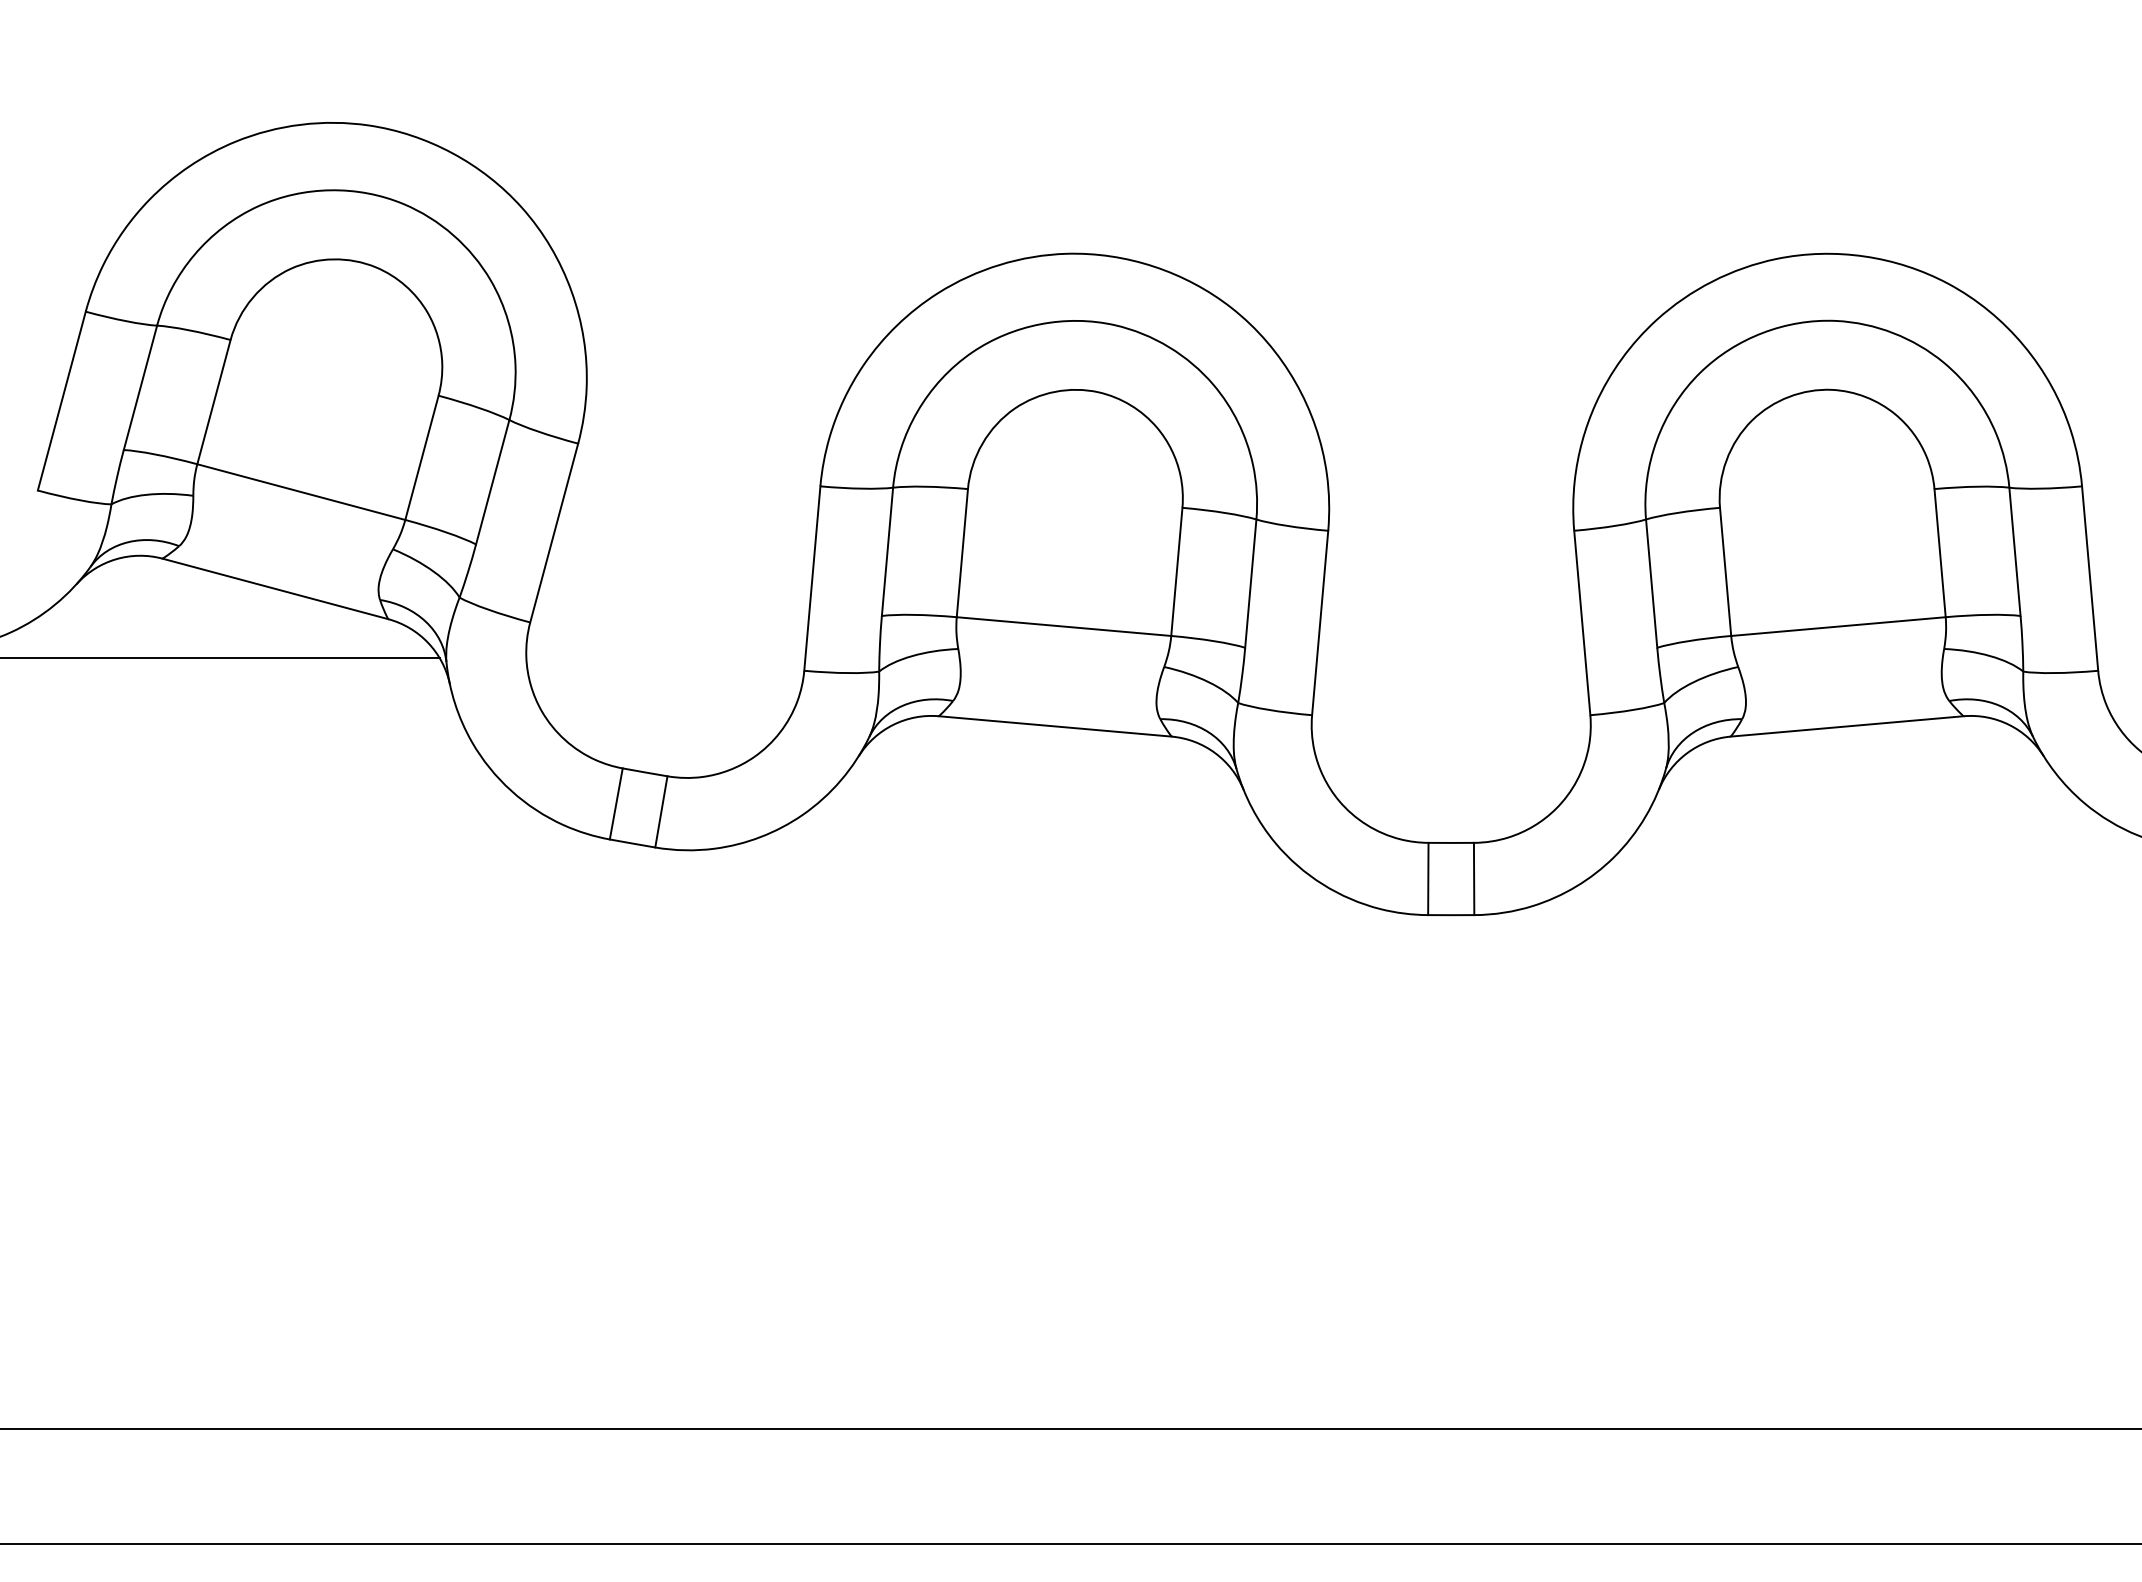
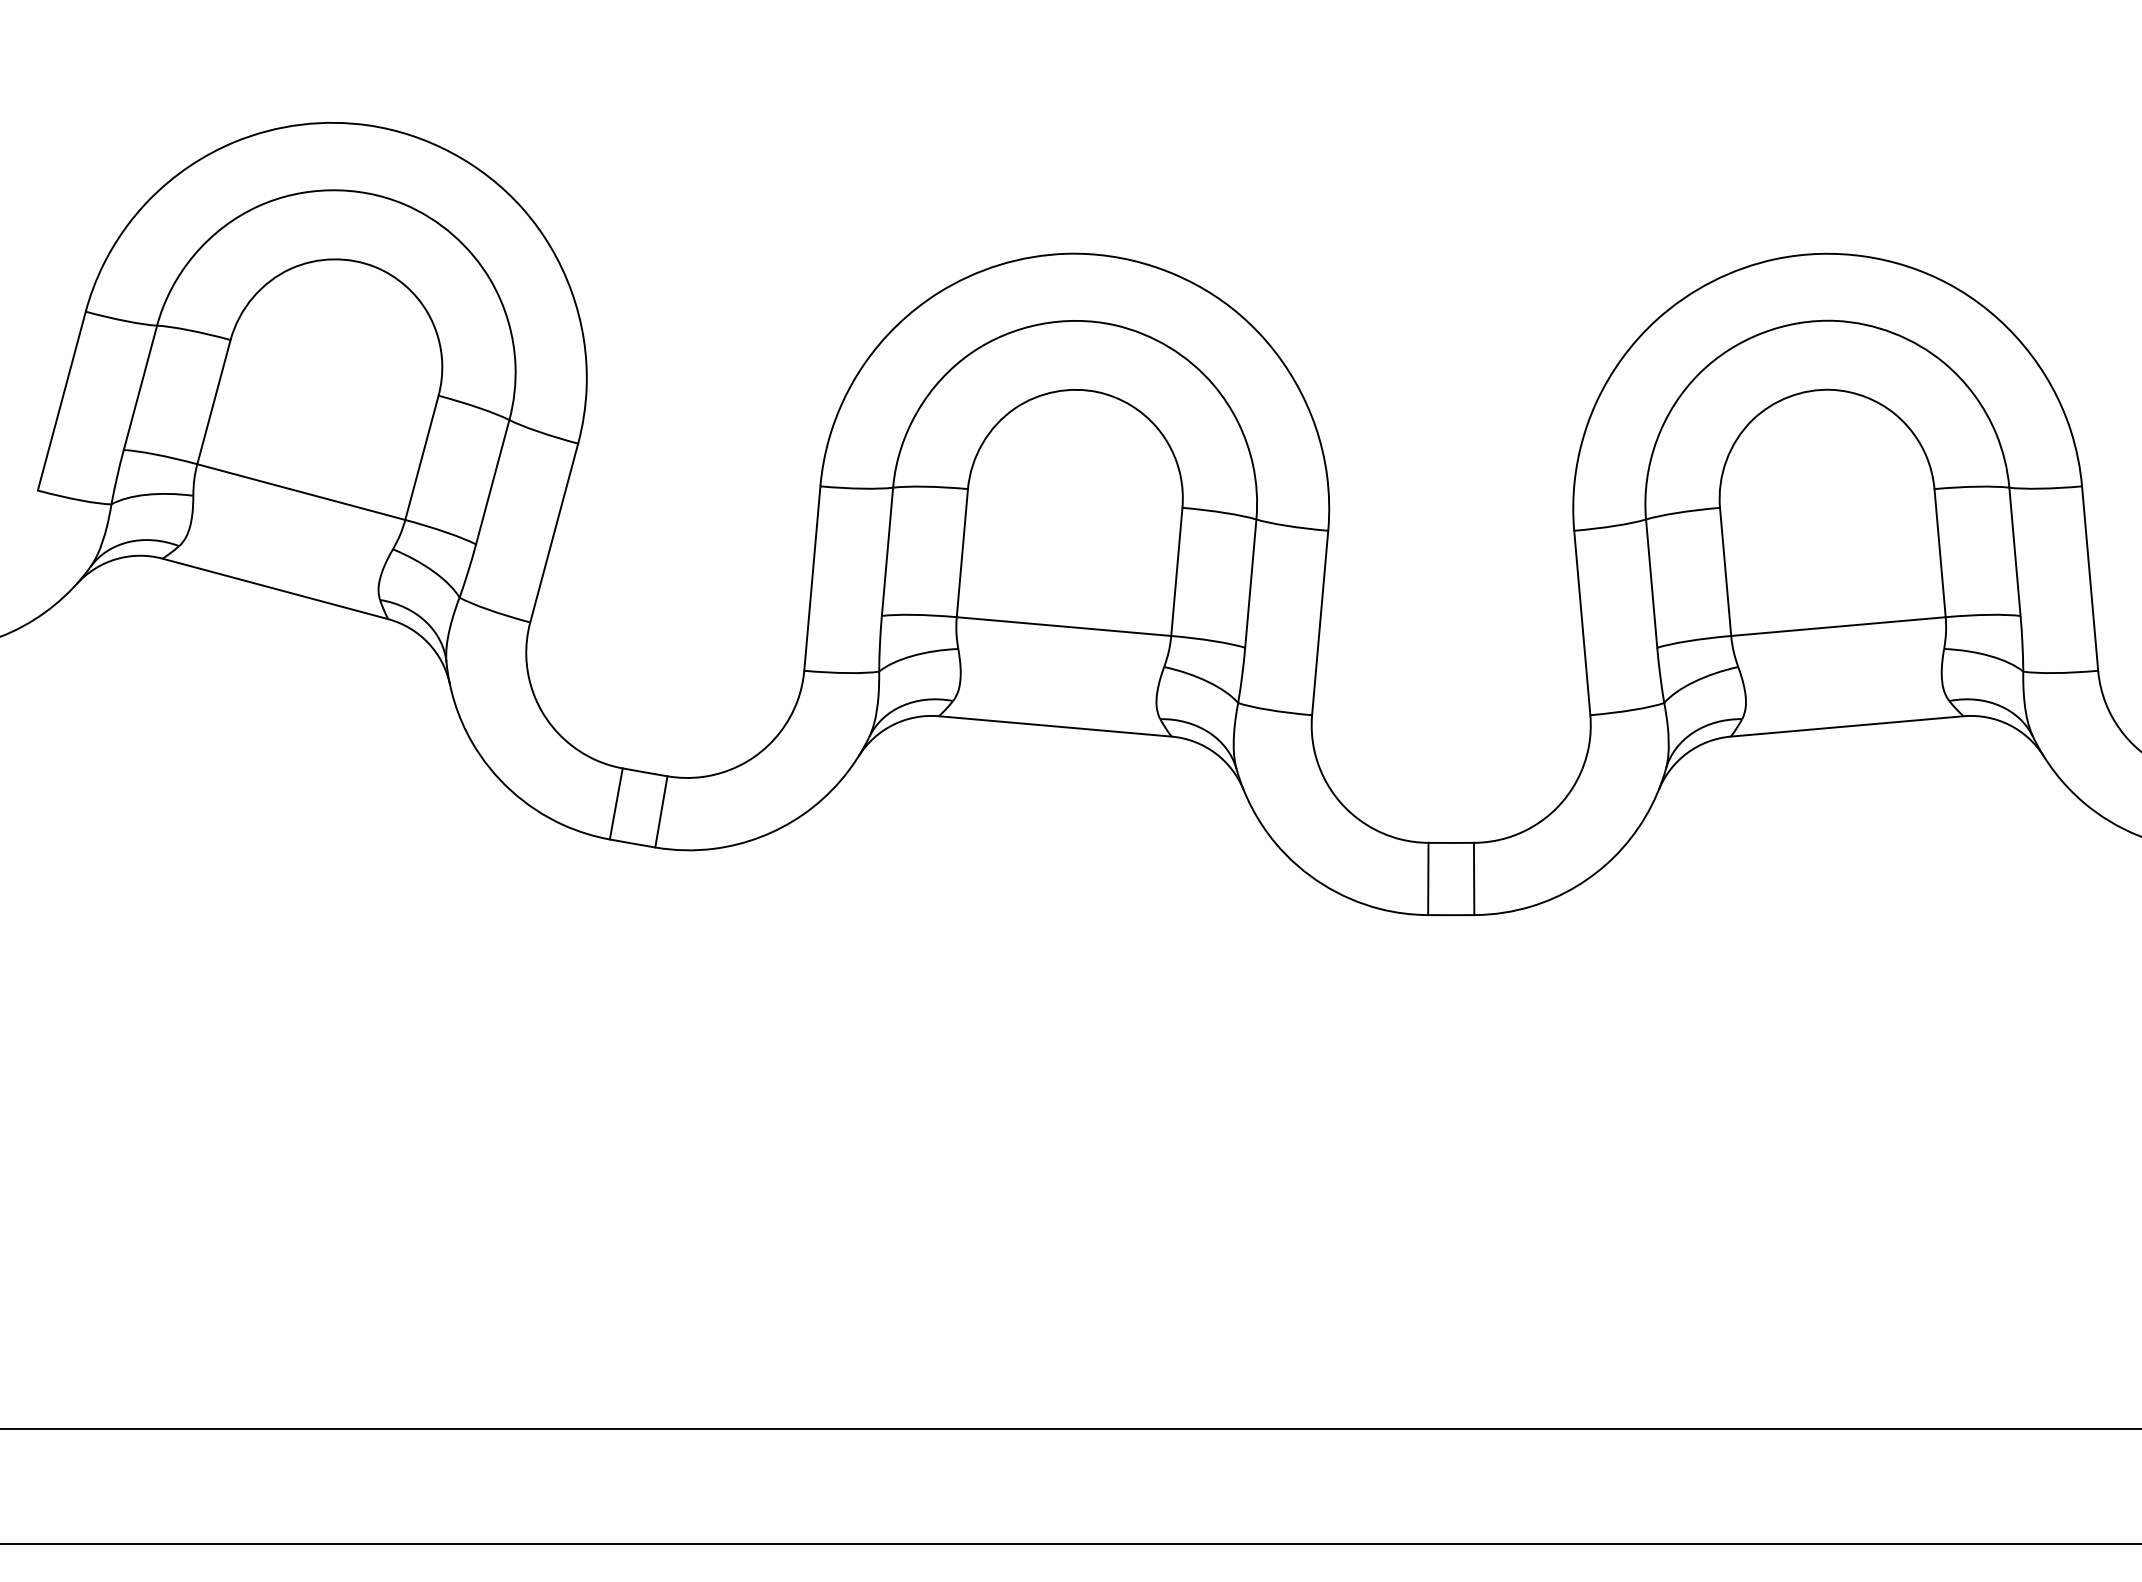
line: present -> none (220, 658)
